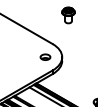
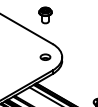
part position: (68, 15) -> (45, 15) (45, 15)
